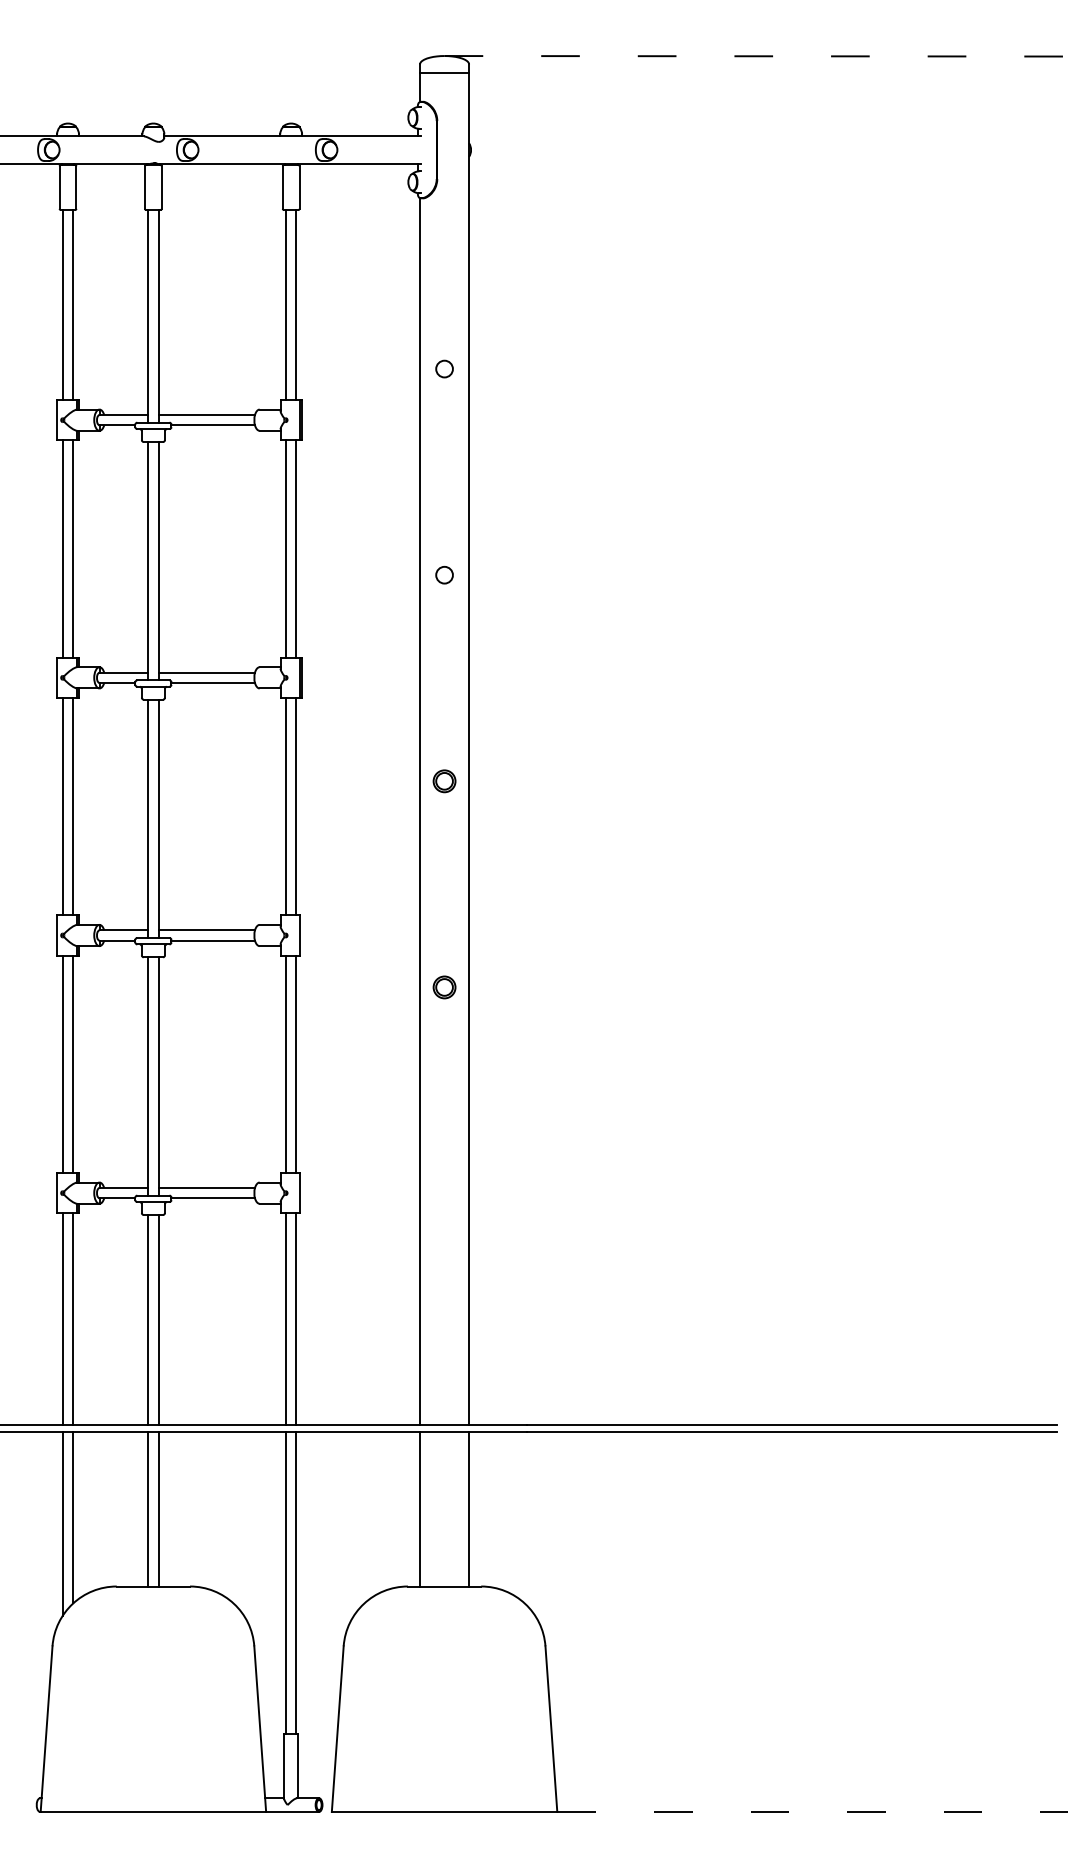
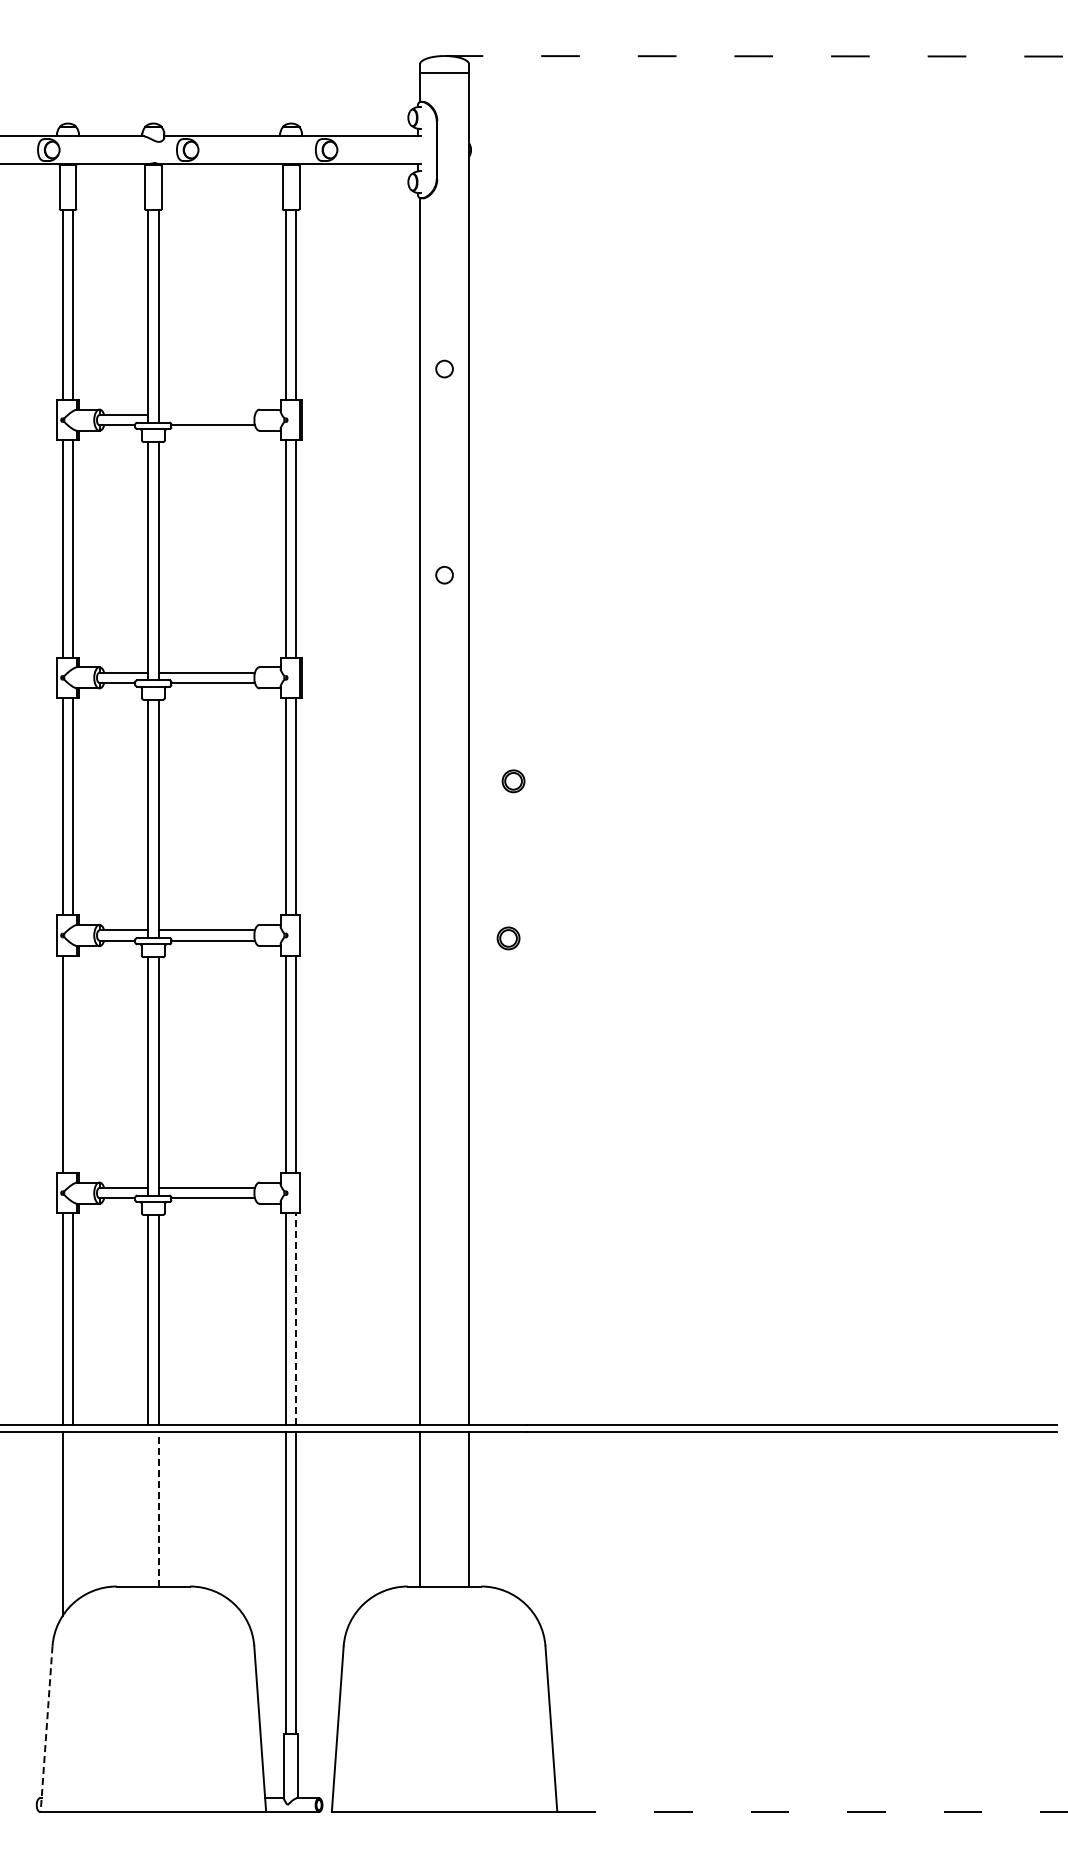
line: present -> none (206, 415)
part position: (444, 781) -> (513, 781) (513, 781)
part position: (444, 987) -> (508, 938) (508, 938)
line: present -> none (73, 1063)
line: solid -> dashed (296, 1318)
line: present -> none (148, 1508)
line: solid -> dashed (158, 1508)
line: present -> none (73, 1517)
line: solid -> dashed (46, 1729)
